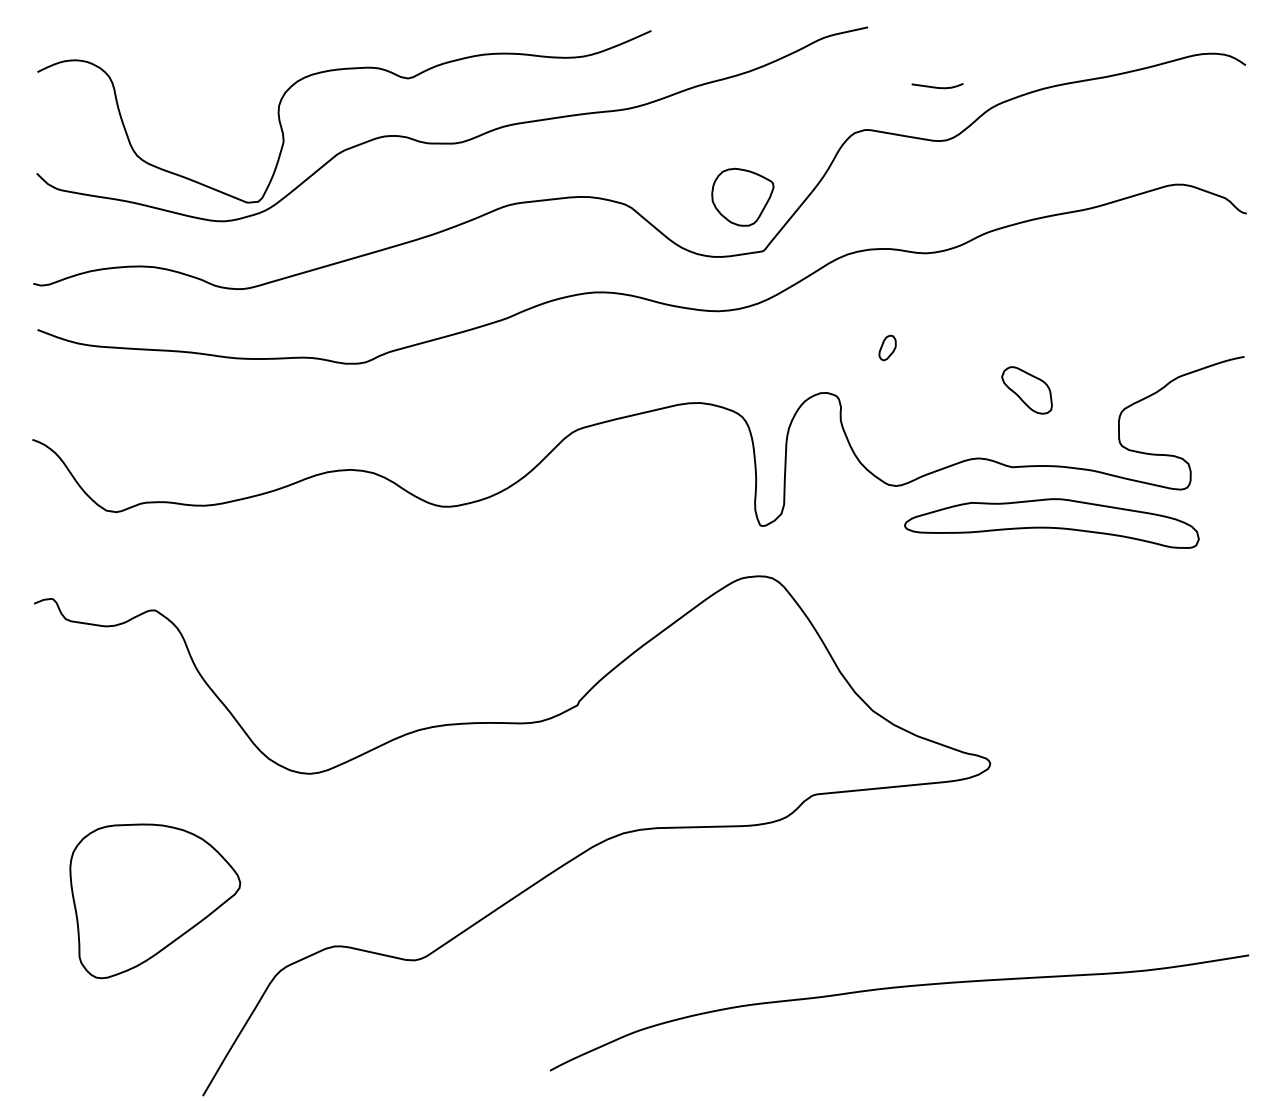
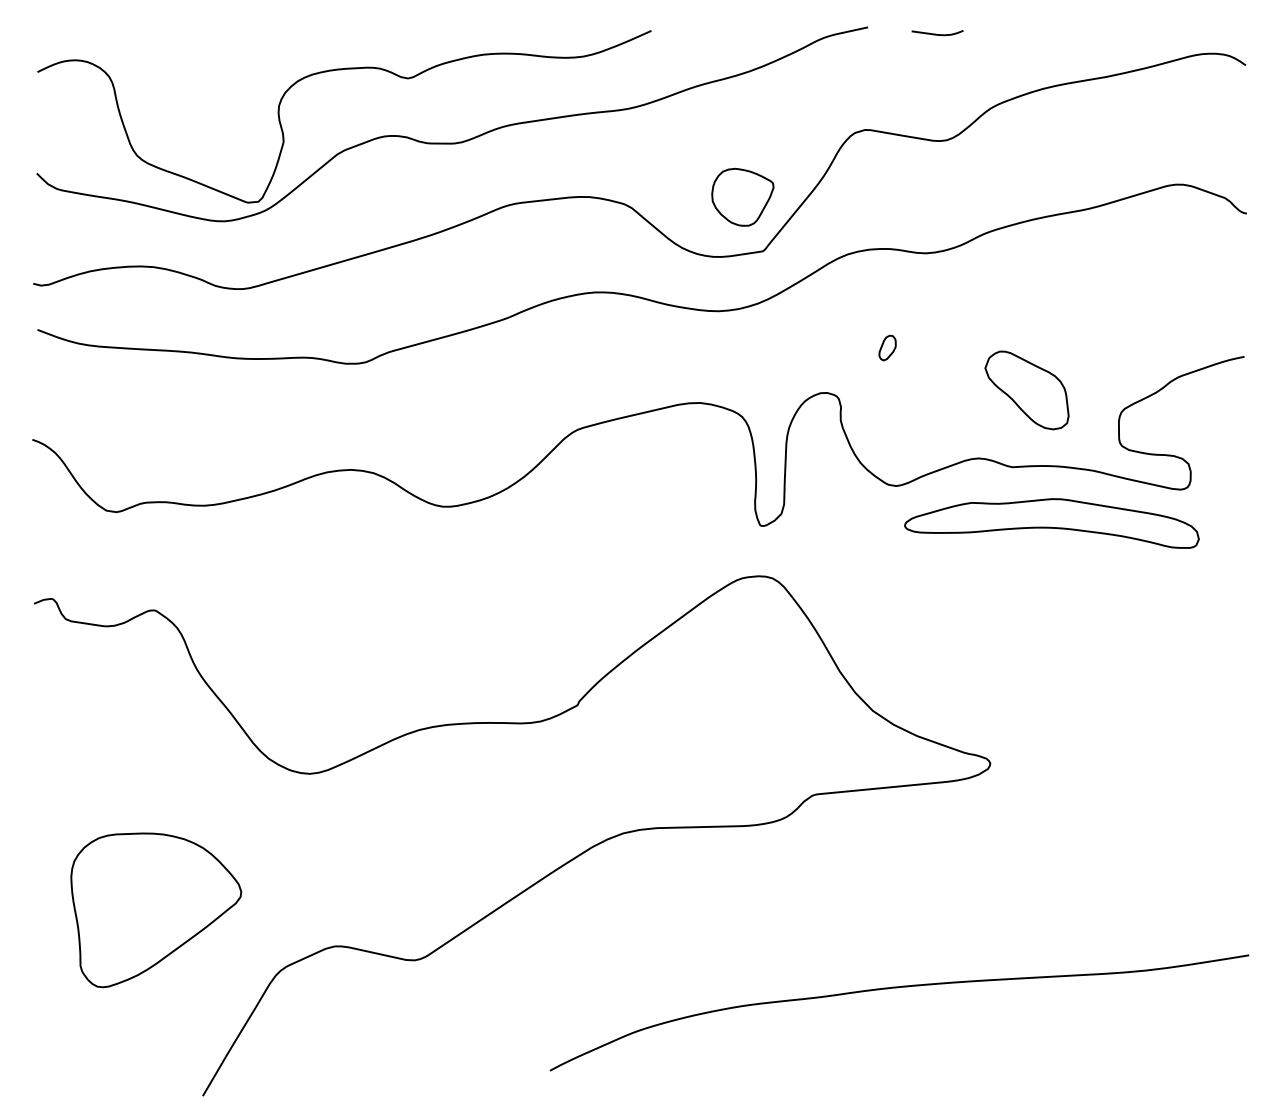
curve position: (936, 86) -> (936, 33) (936, 33)
part size: 52x49 px -> 86x81 px (1026, 390)
part position: (155, 901) -> (156, 910) (156, 910)
